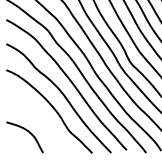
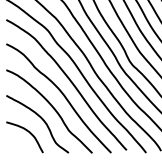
curve: none -> present (41, 119)
